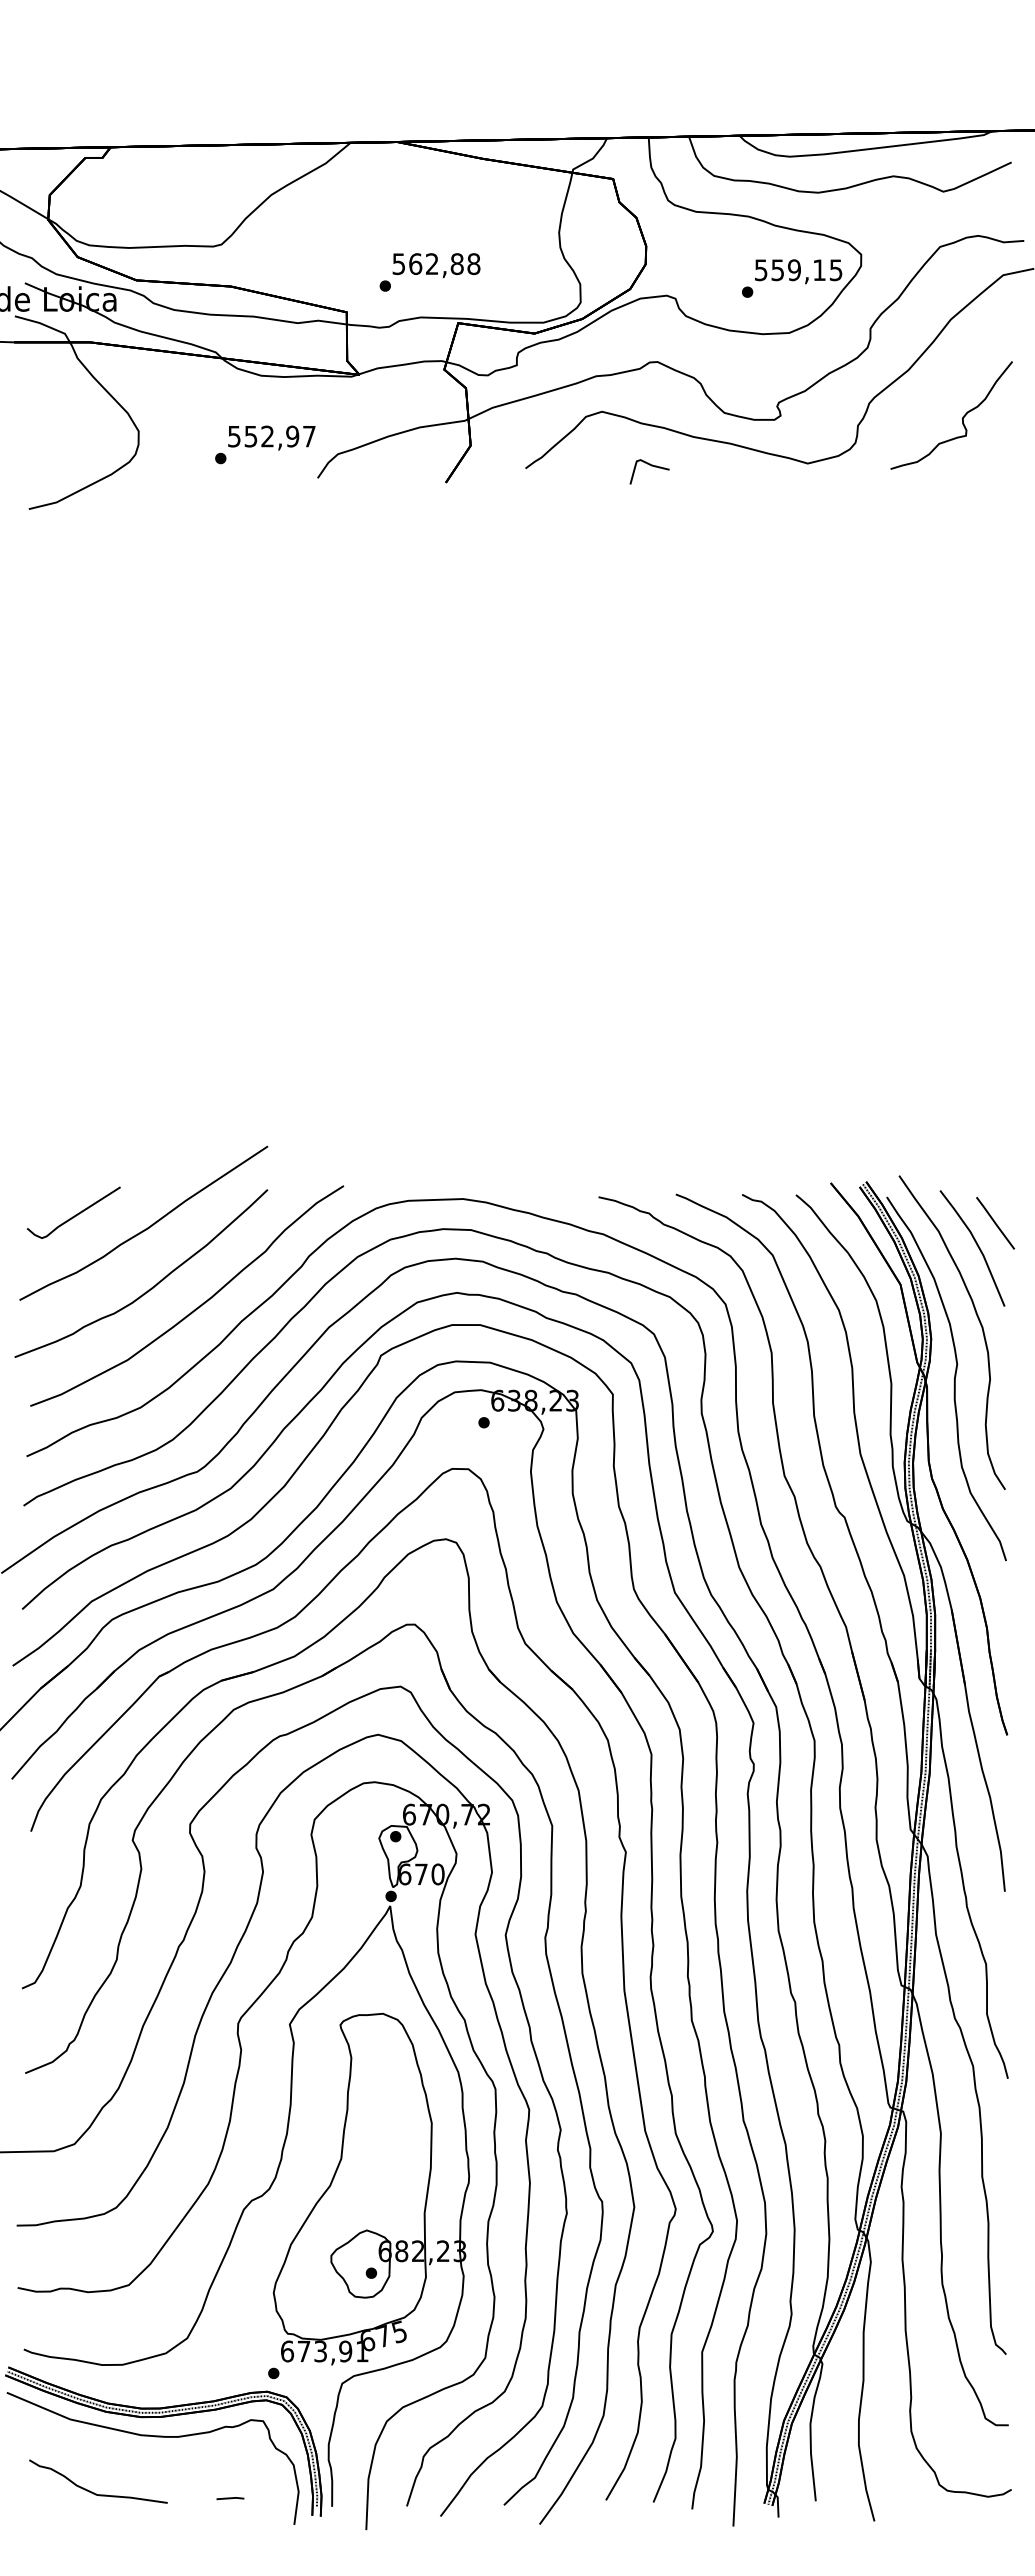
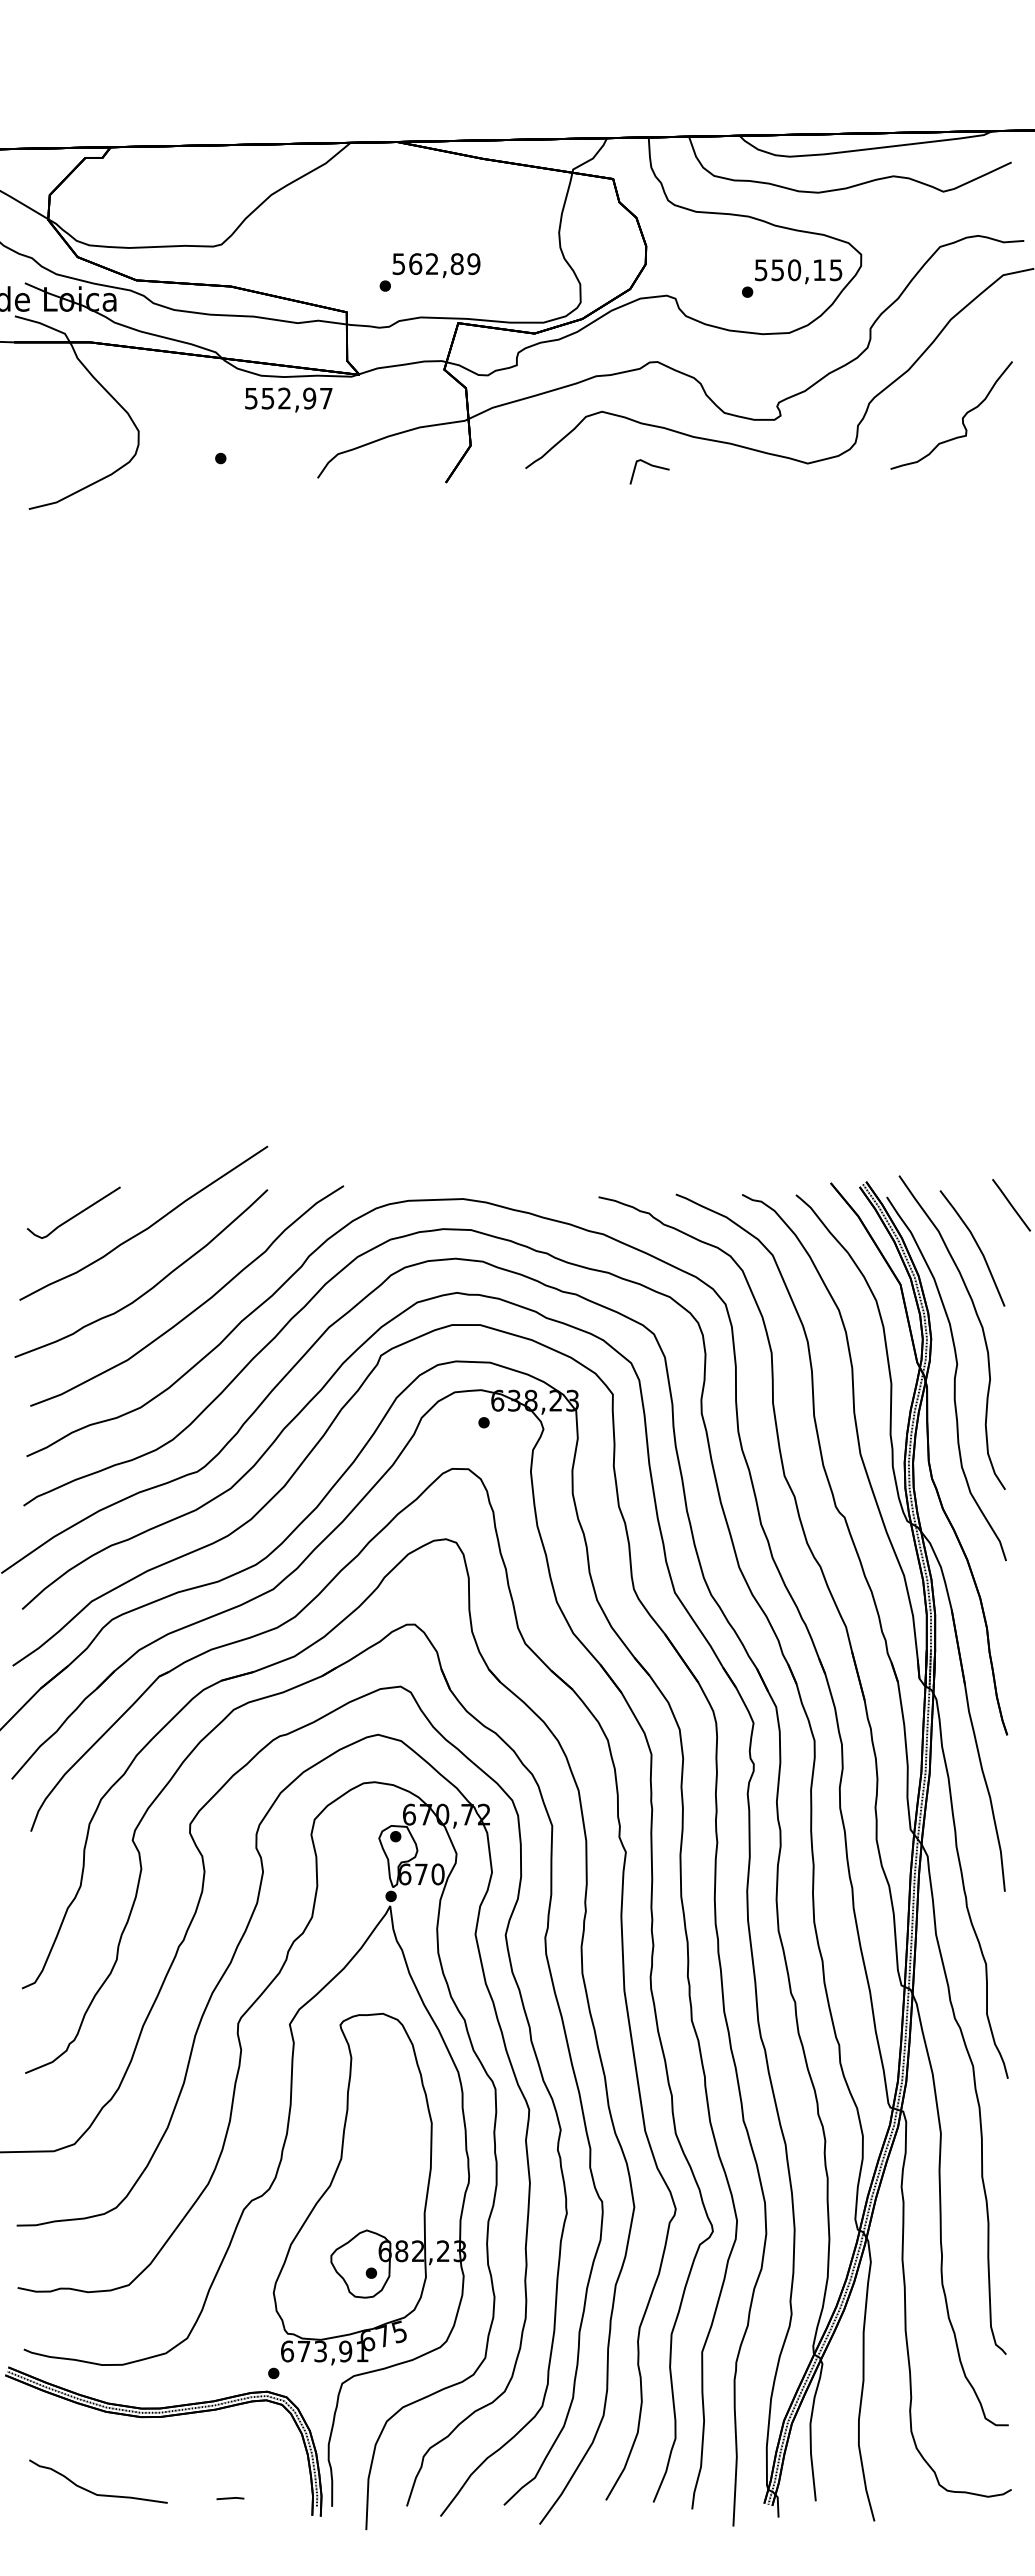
text: 562,88 -> 562,89 (473, 264)
text: 559,15 -> 550,15 (794, 270)
text position: (271, 437) -> (288, 399) (288, 399)
line position: (995, 1223) -> (1011, 1205) (1011, 1205)
part: present -> none (154, 2437)
